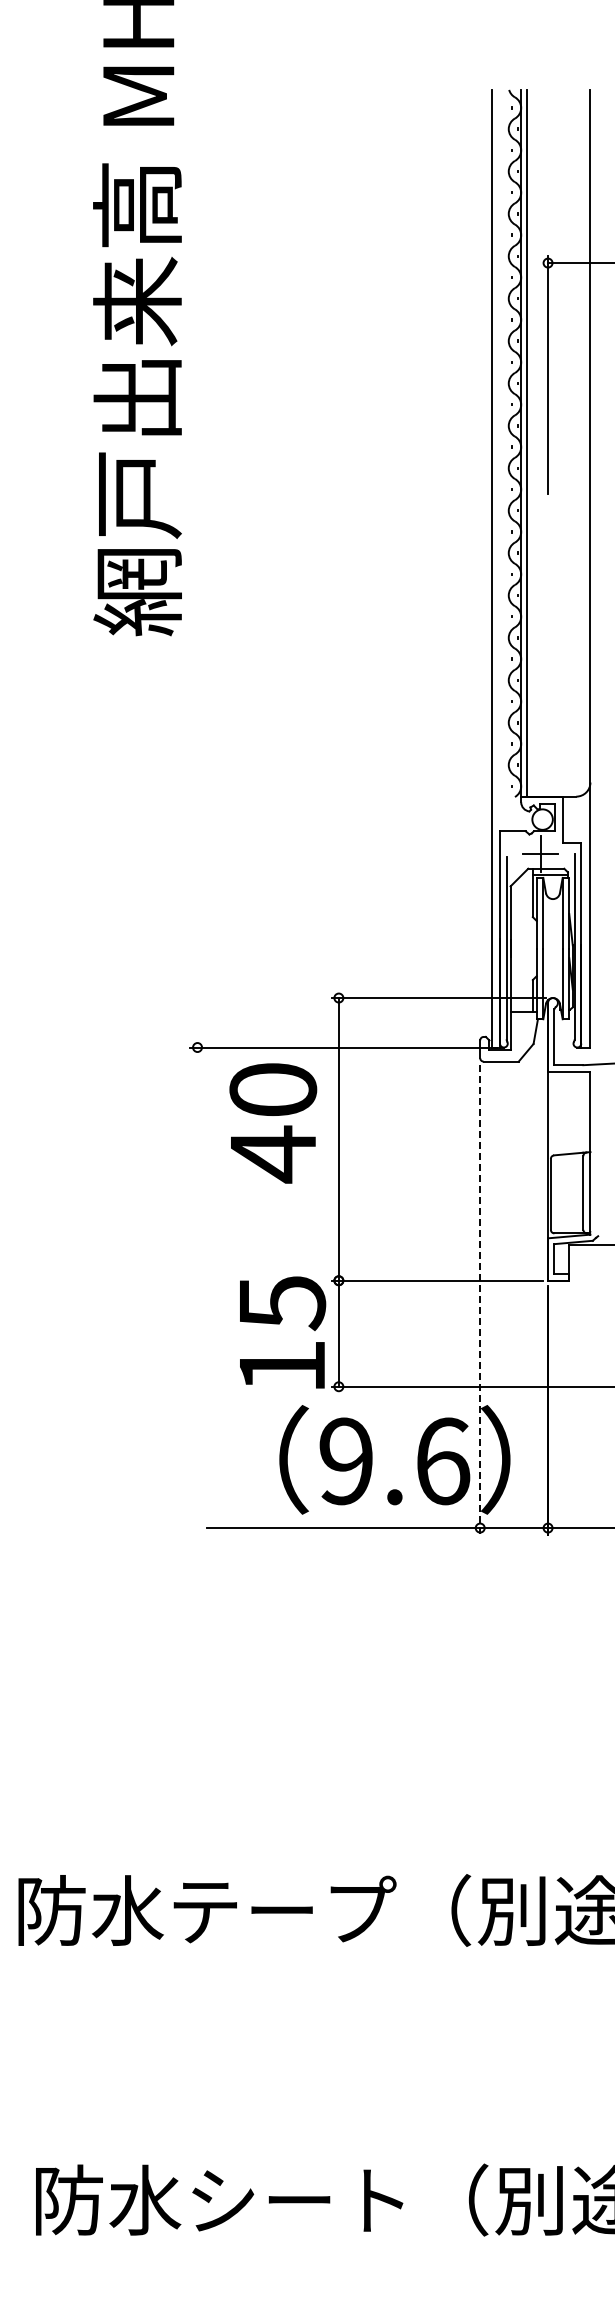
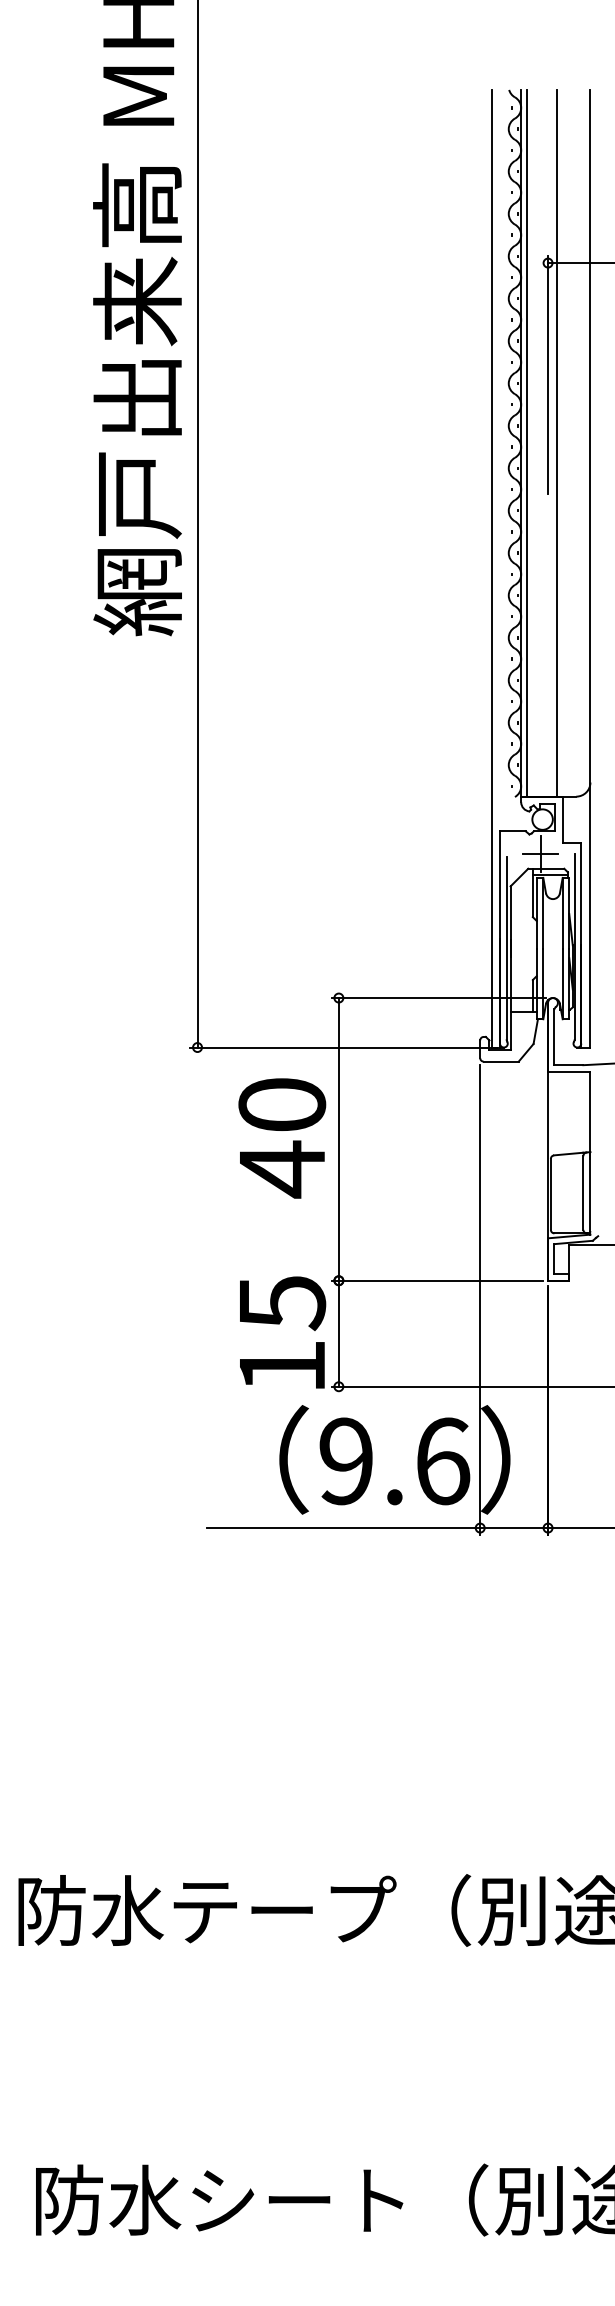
line: none -> present (556, 442)
line: none -> present (197, 524)
text position: (273, 1123) -> (282, 1138) (282, 1138)
line: dashed -> solid (480, 1300)
